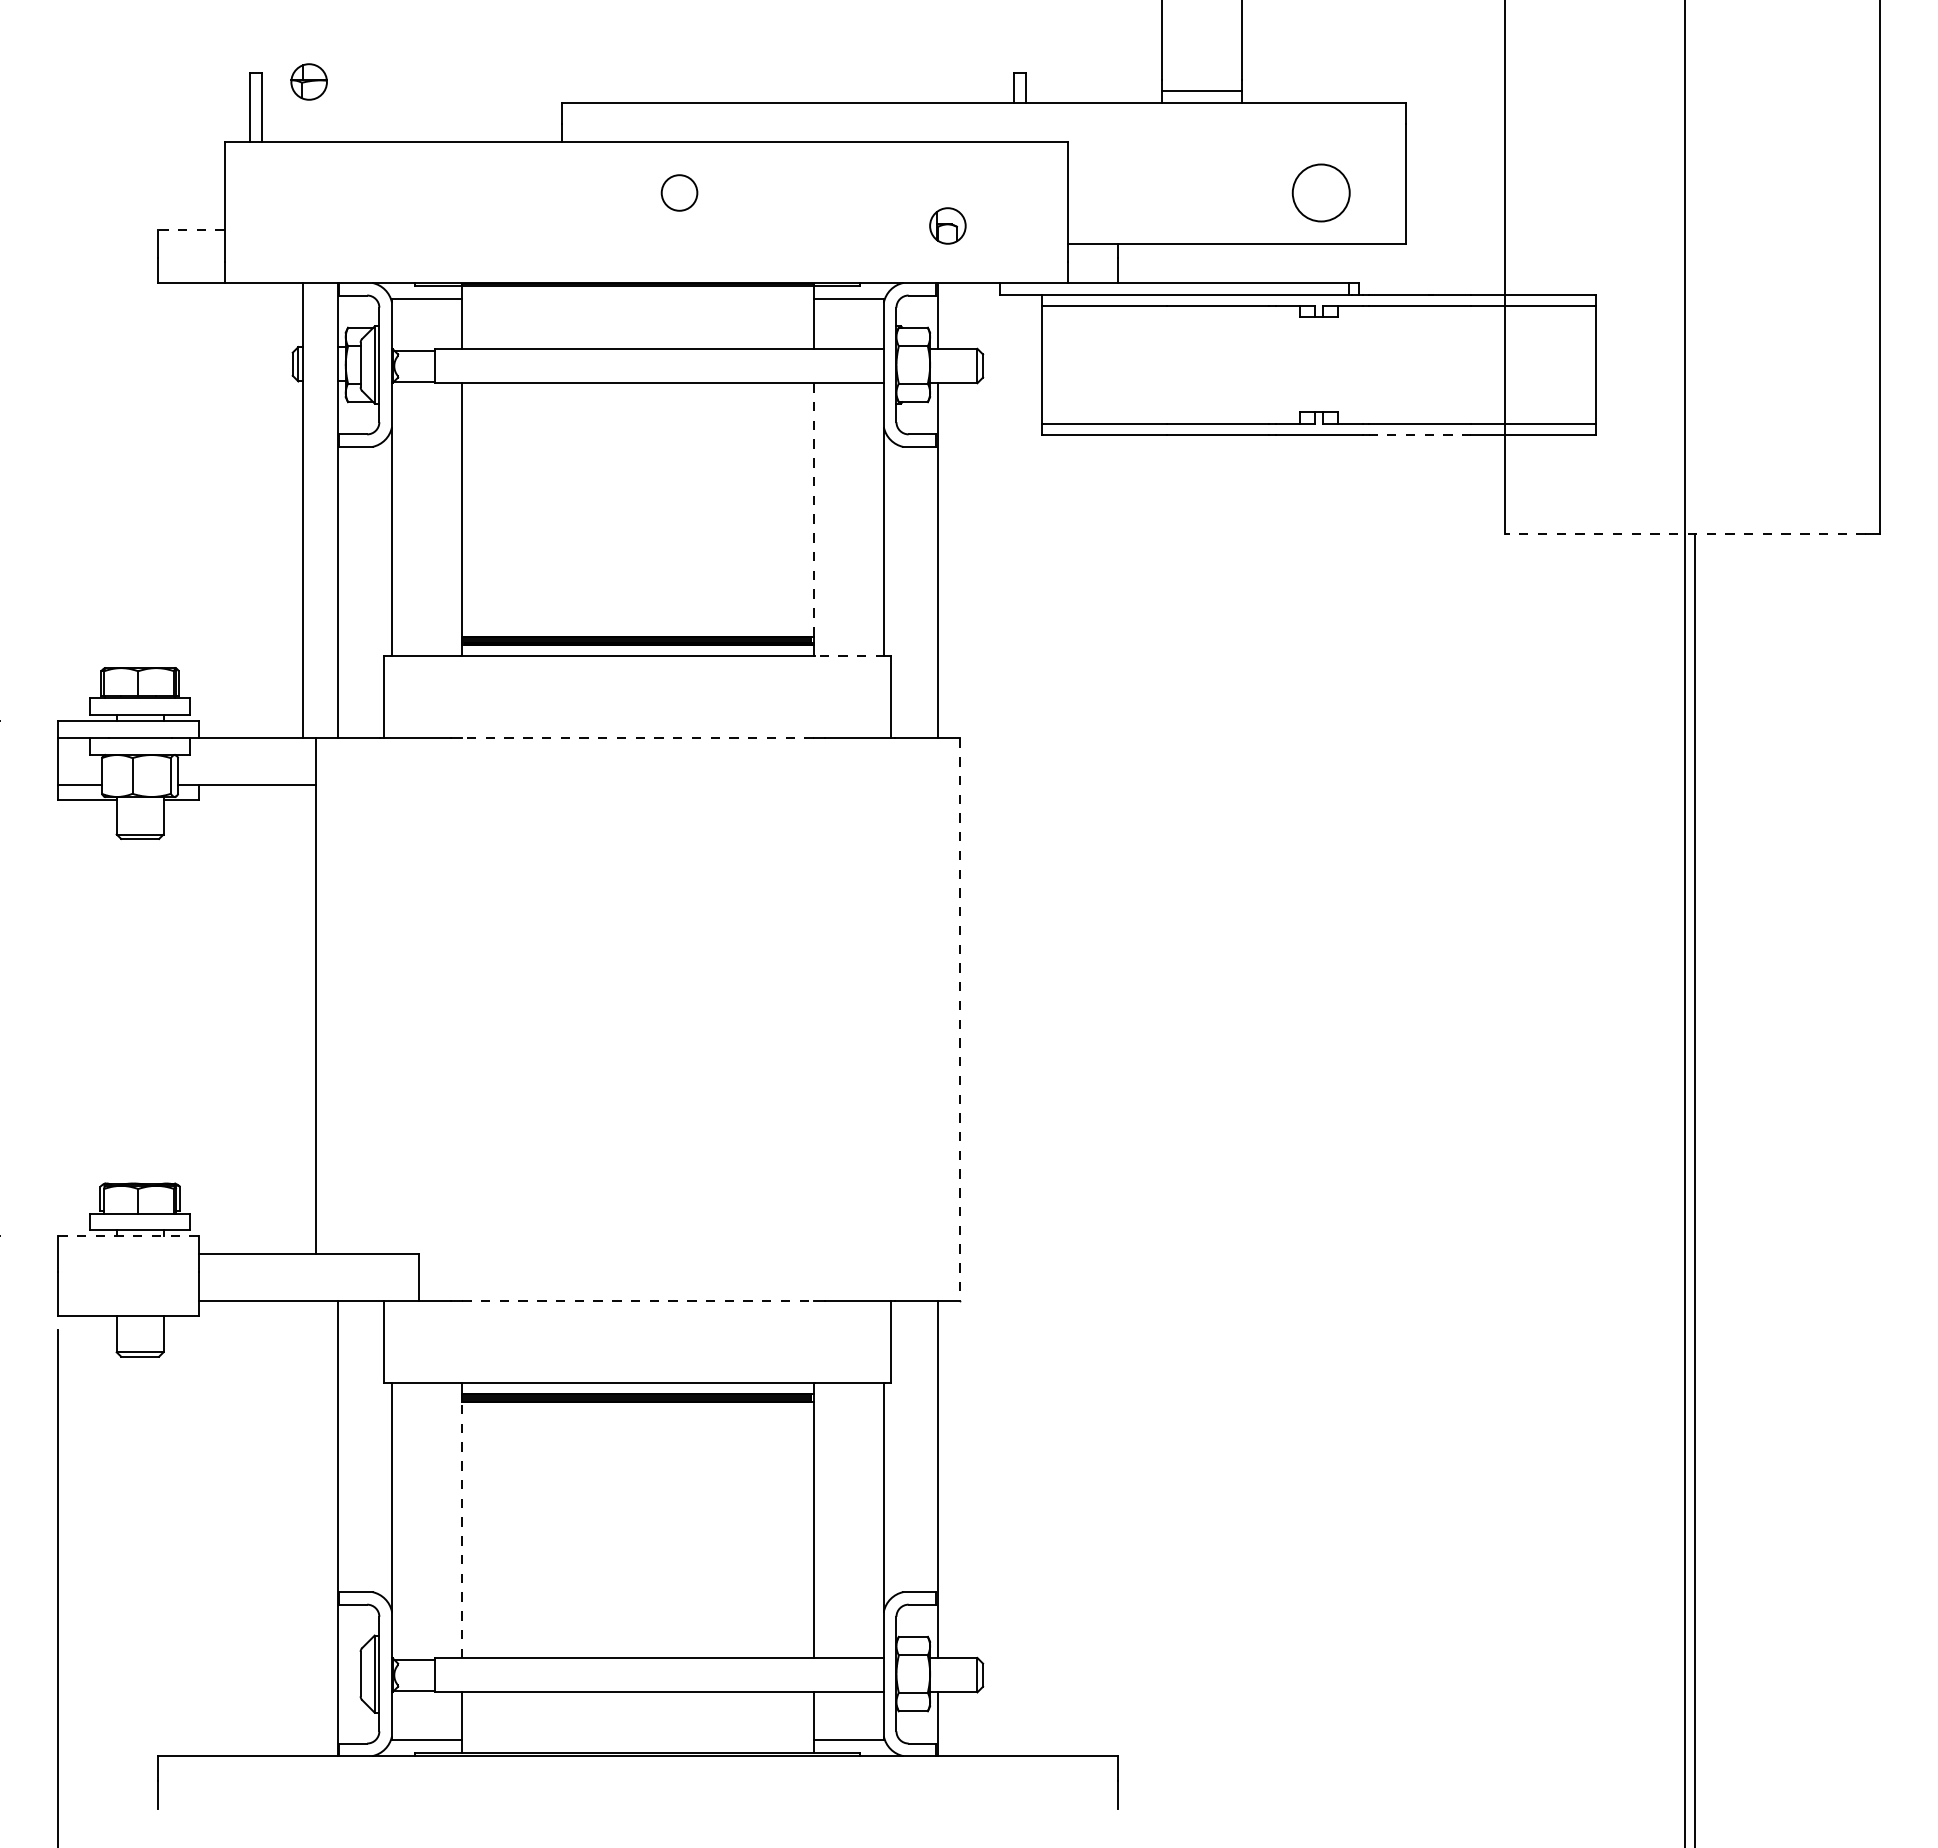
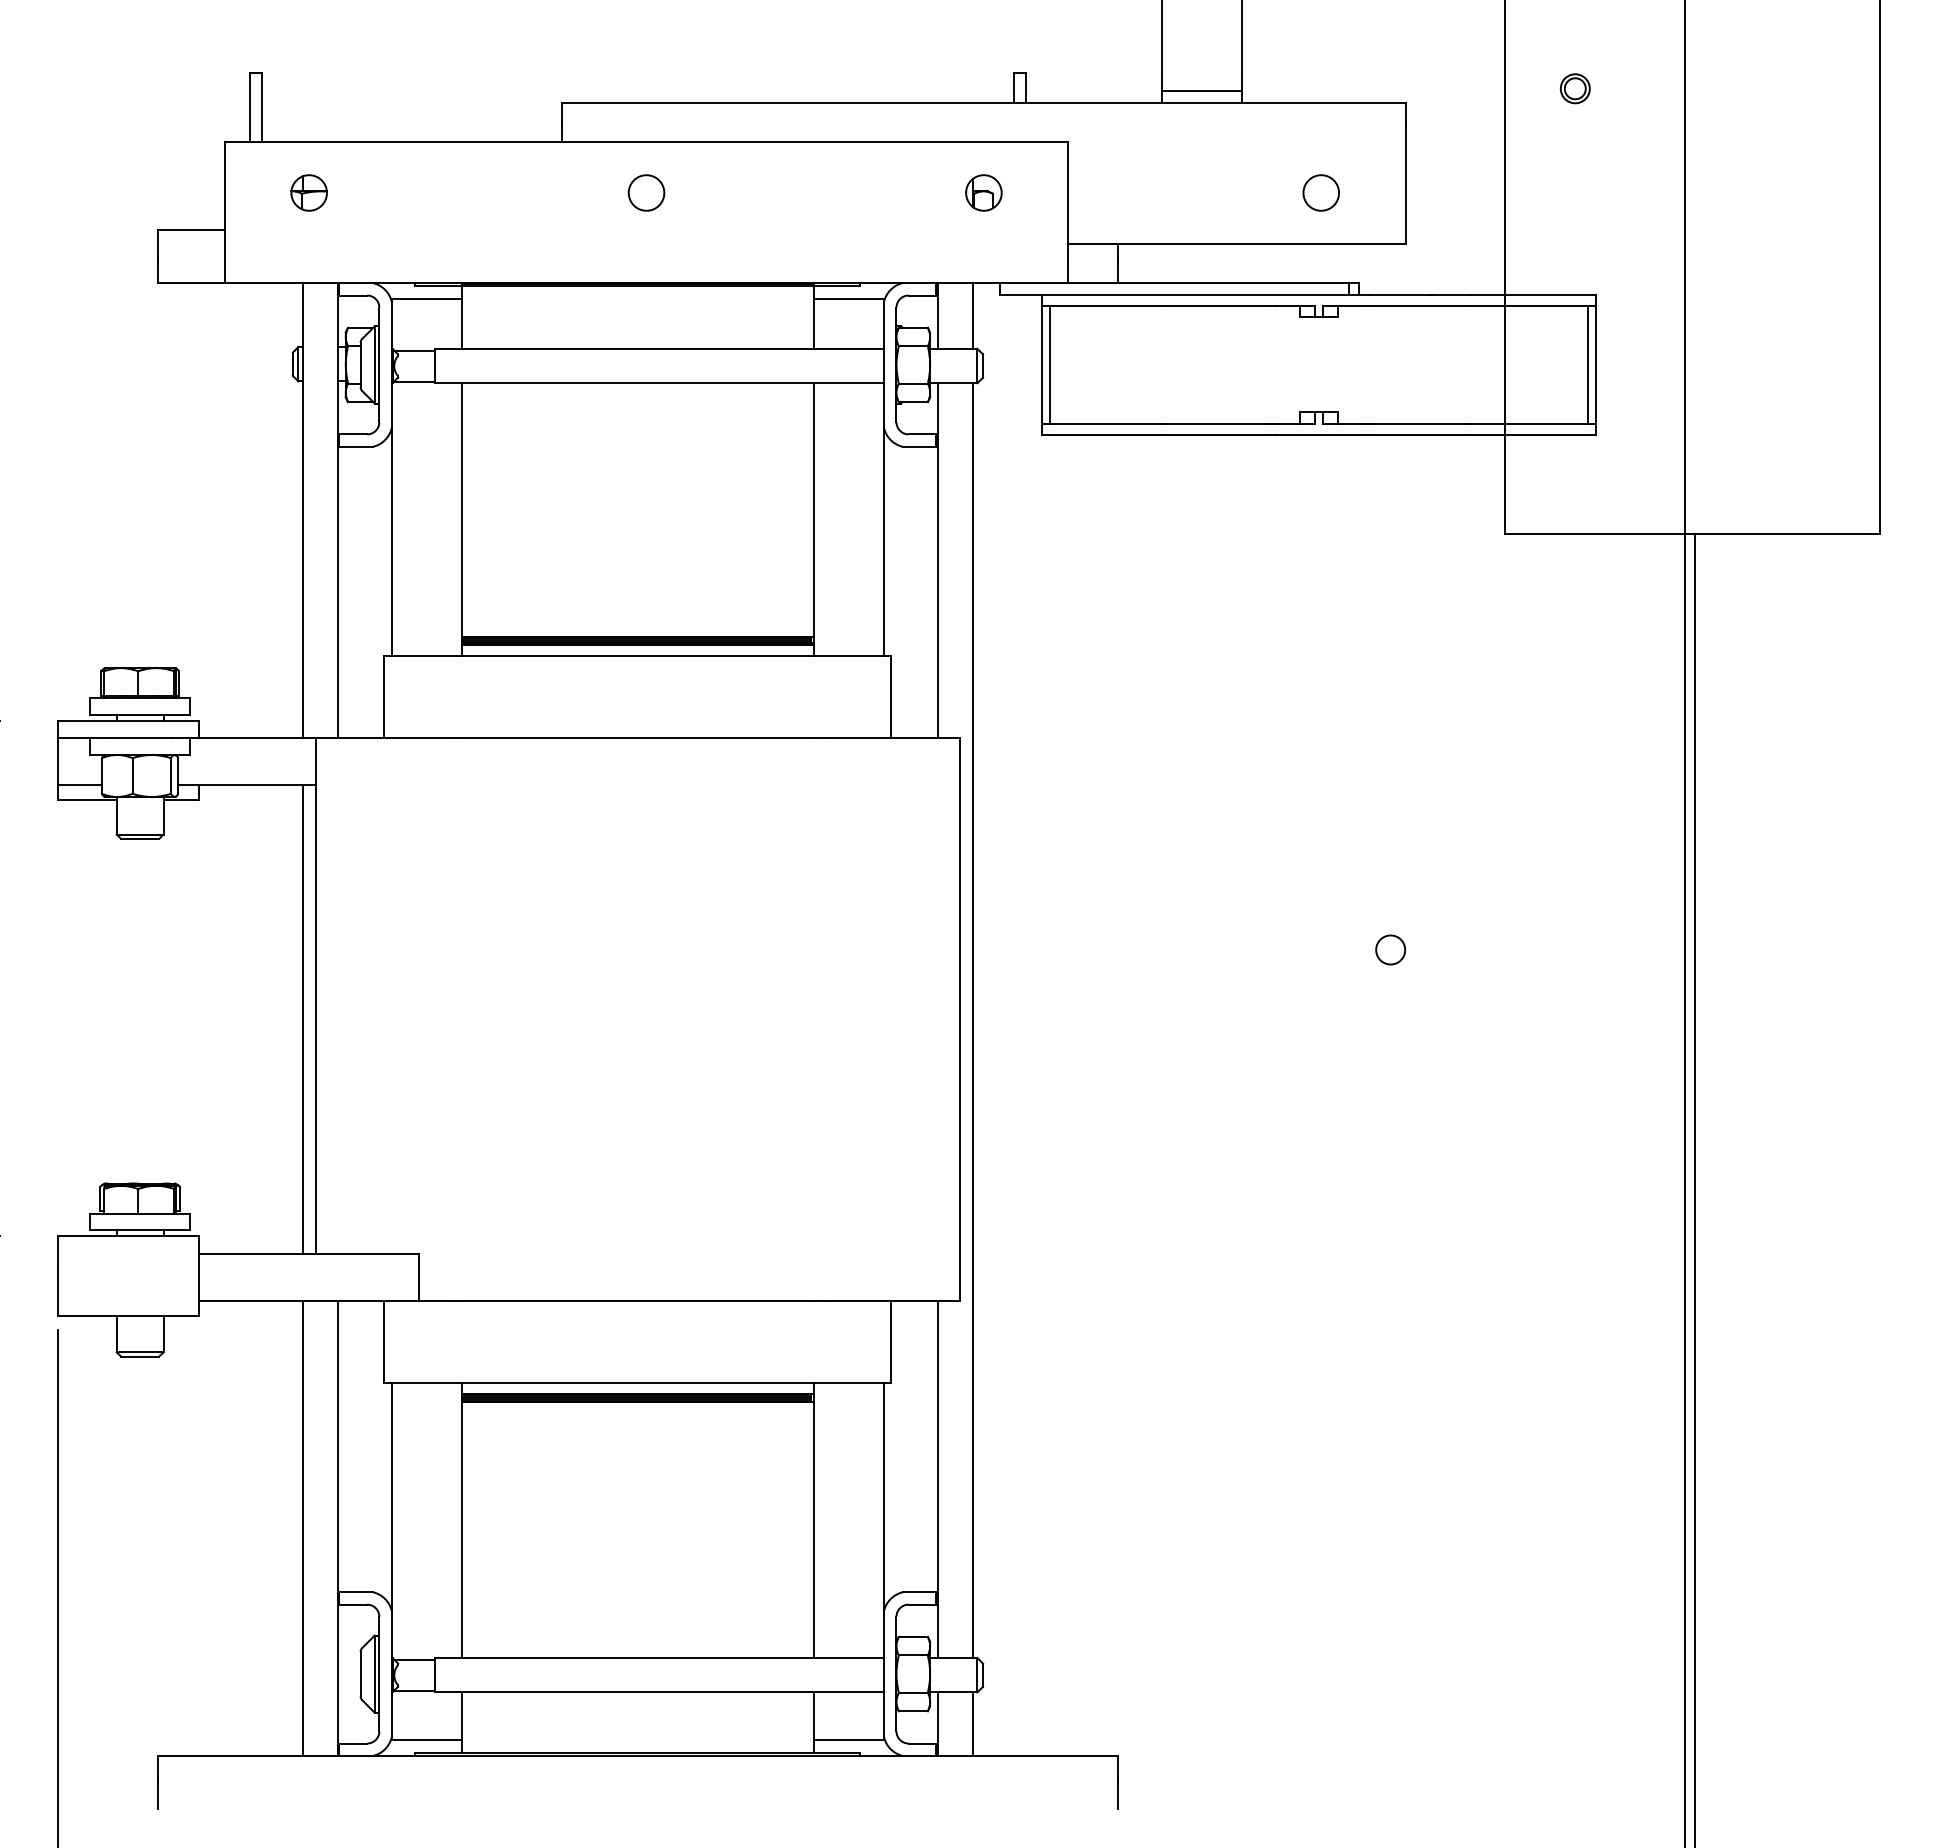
part position: (308, 81) -> (308, 192) (308, 192)
part: none -> present (1574, 88)
circle position: (679, 192) -> (646, 192) (646, 192)
circle diameter: 57 px -> 36 px (1321, 192)
part position: (947, 225) -> (983, 192) (983, 192)
line: dashed -> solid (190, 230)
line: none -> present (973, 315)
line: none -> present (1050, 364)
line: none -> present (1588, 364)
line: dashed -> solid (1419, 434)
line: dashed -> solid (813, 510)
line: dashed -> solid (1684, 533)
line: dashed -> solid (849, 656)
line: dashed -> solid (637, 738)
circle: none -> present (1390, 949)
line: none -> present (303, 1019)
line: dashed -> solid (960, 1020)
line: none -> present (973, 1020)
line: dashed -> solid (127, 1236)
line: dashed -> solid (637, 1300)
line: none -> present (303, 1528)
line: dashed -> solid (462, 1529)
line: none -> present (973, 1724)
